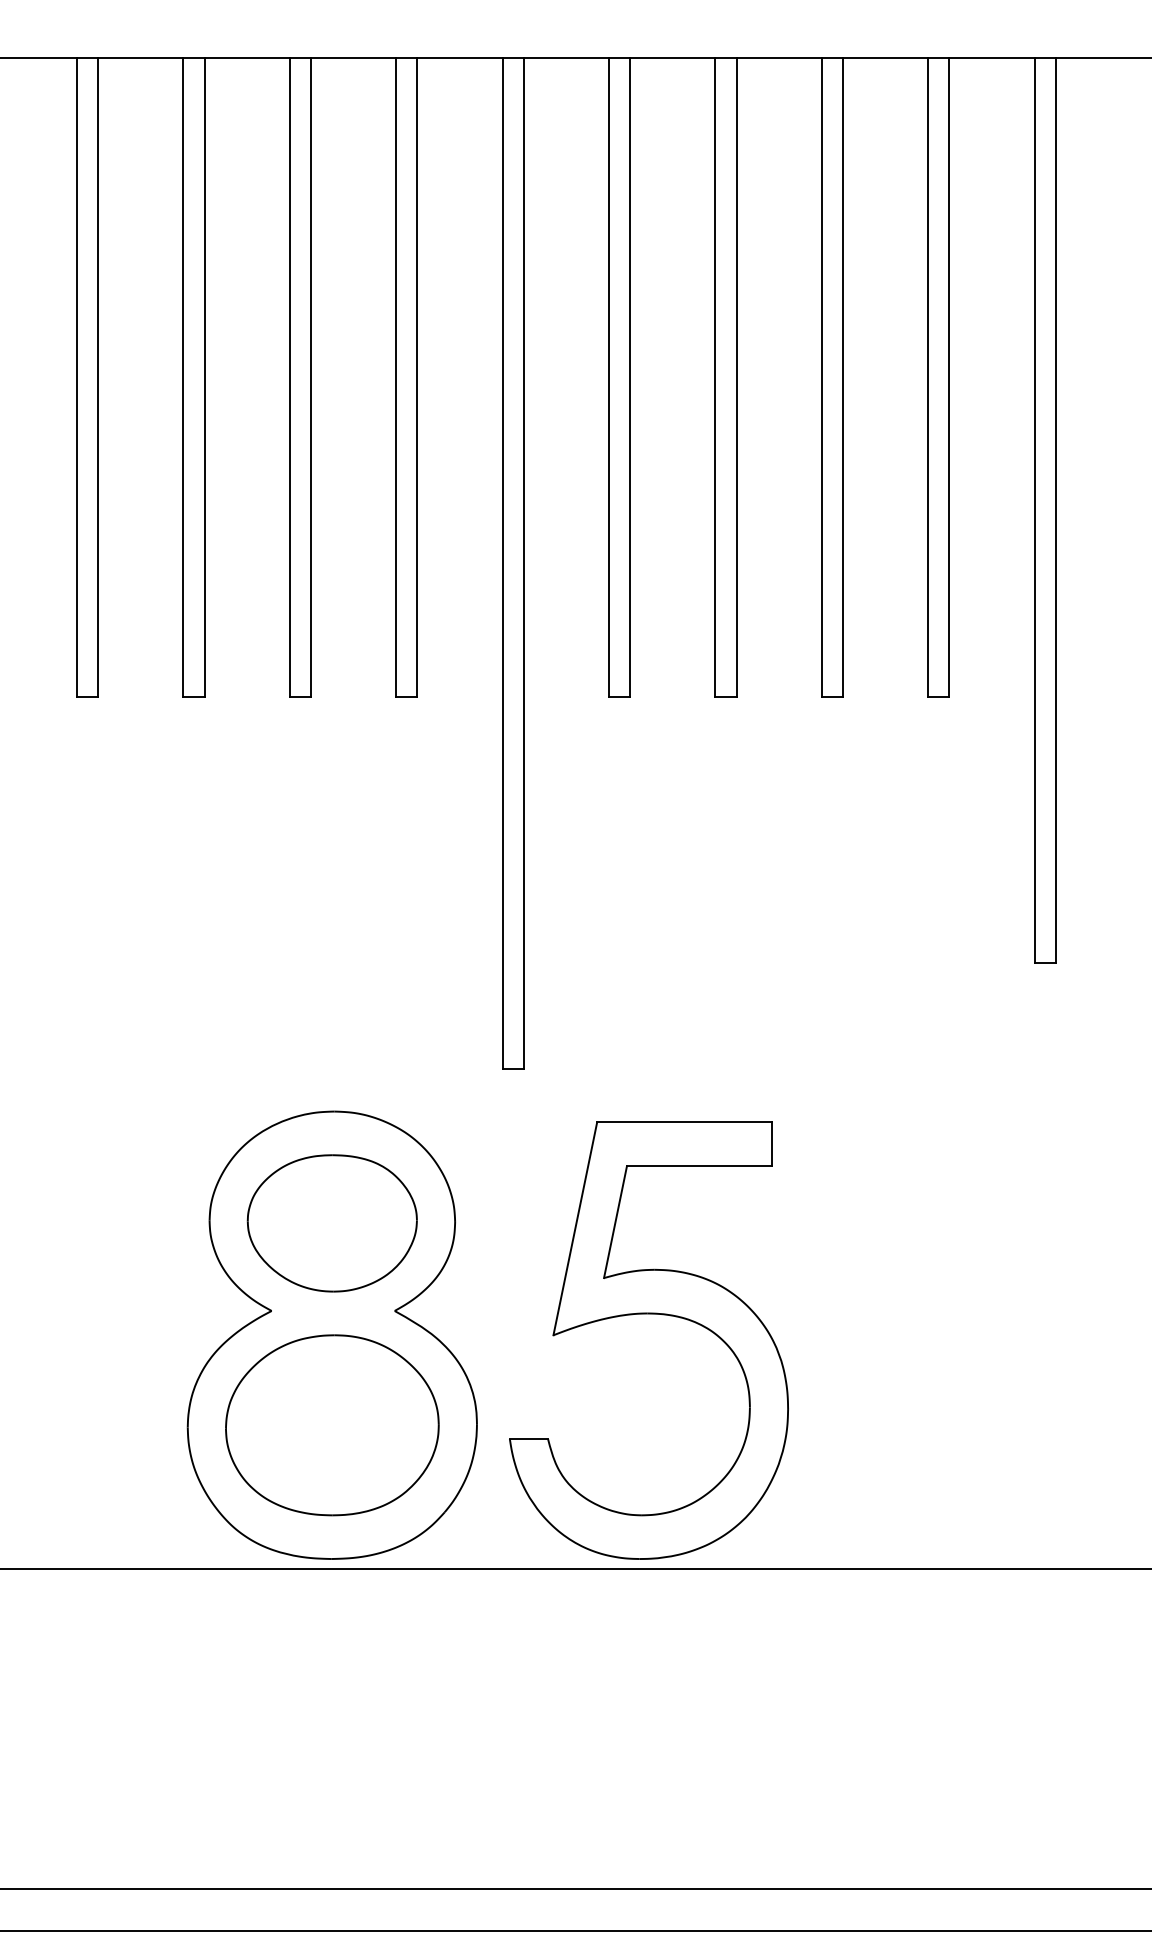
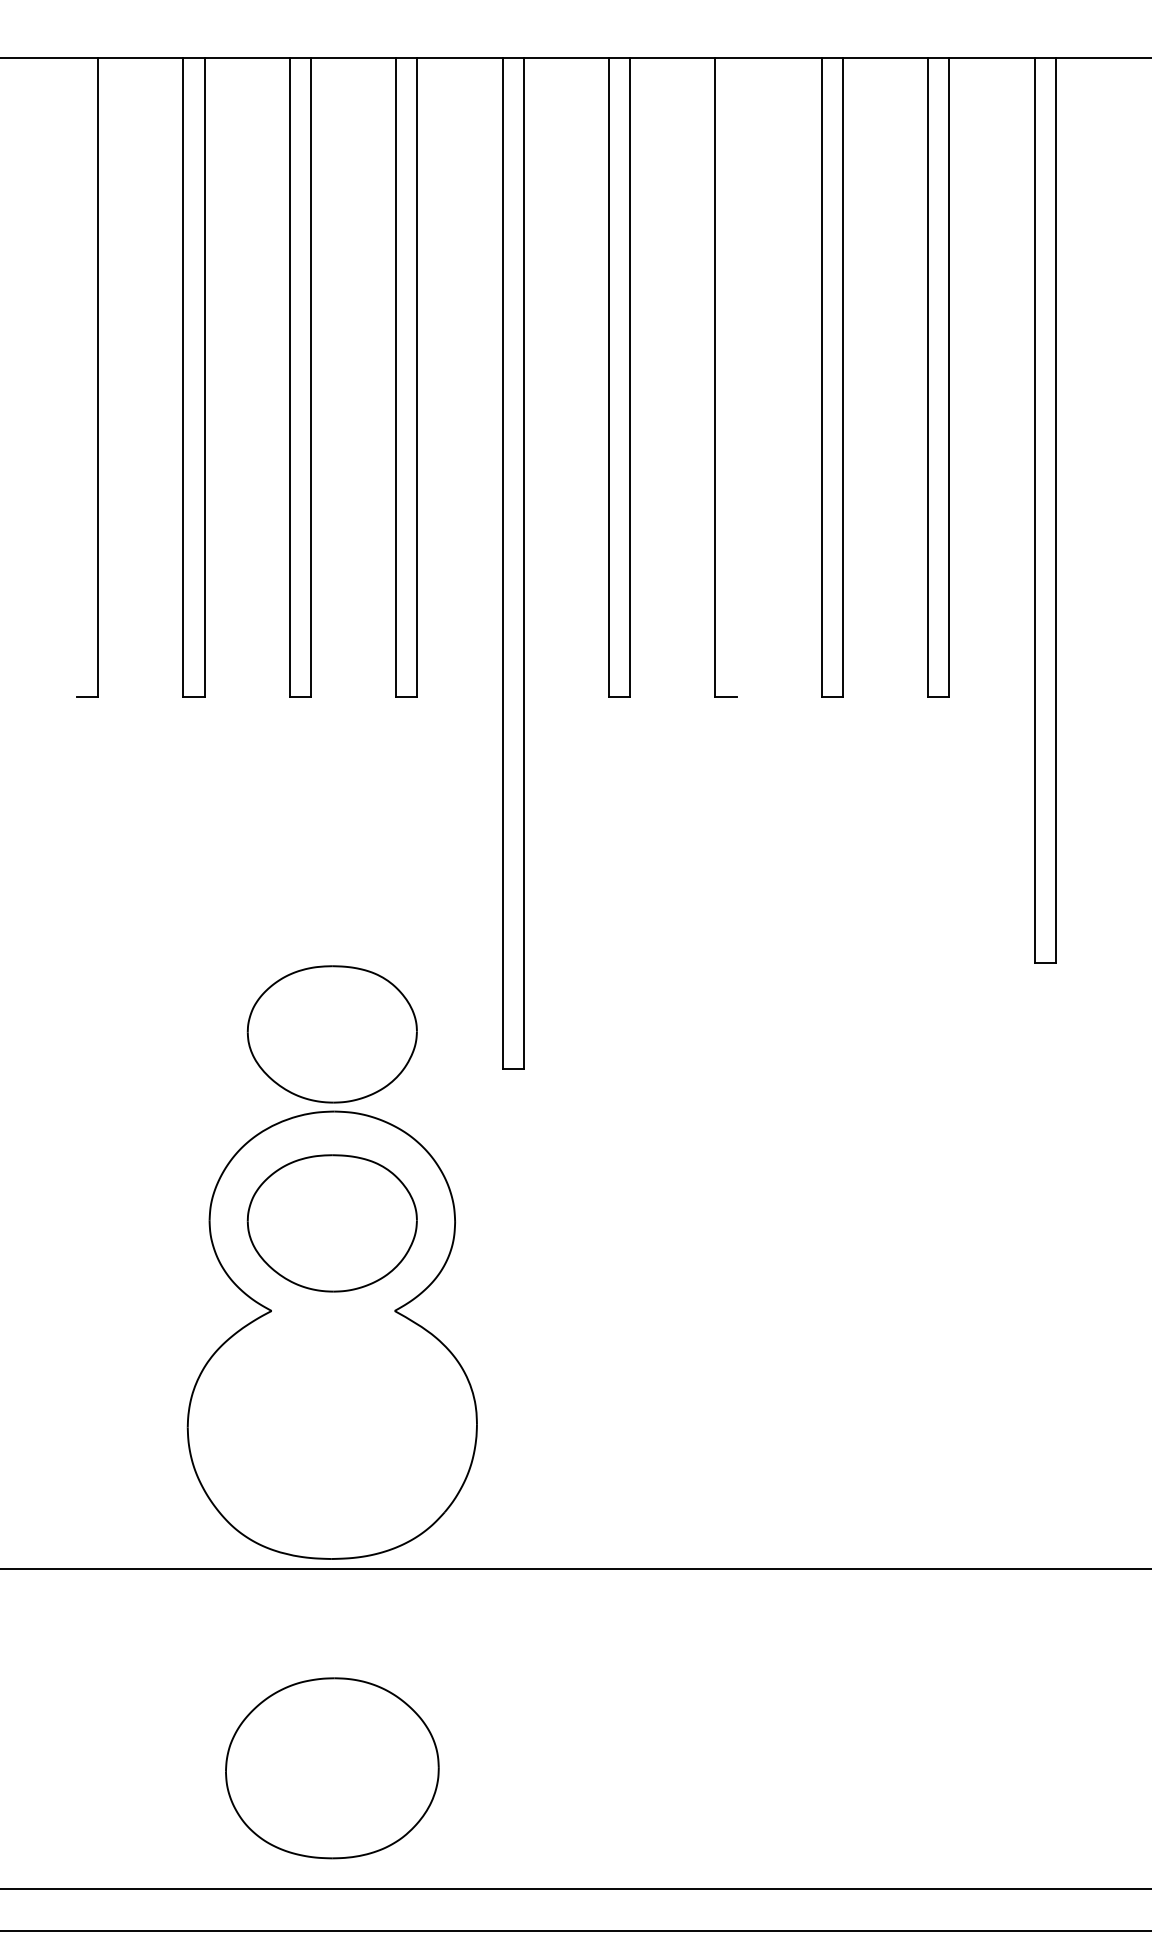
line: present -> none (76, 377)
line: present -> none (736, 377)
part: none -> present (331, 1034)
part: present -> none (648, 1314)
part position: (332, 1425) -> (332, 1768) (332, 1768)
